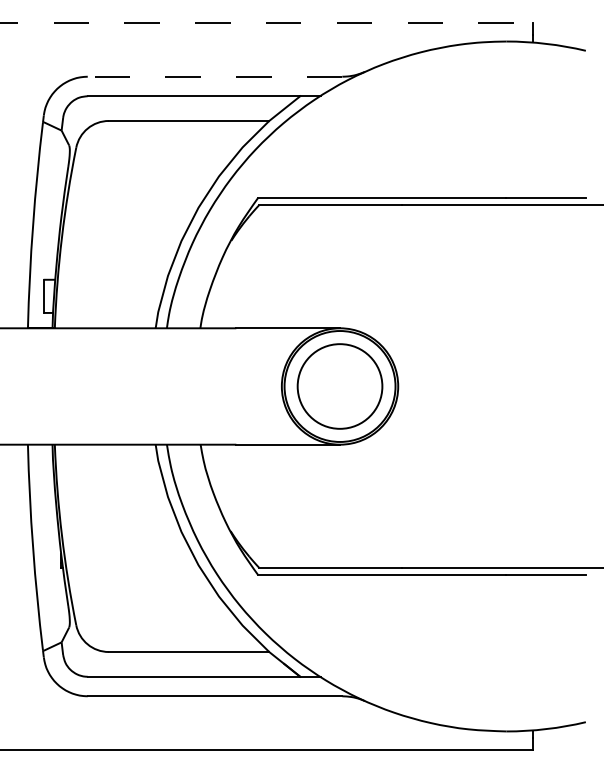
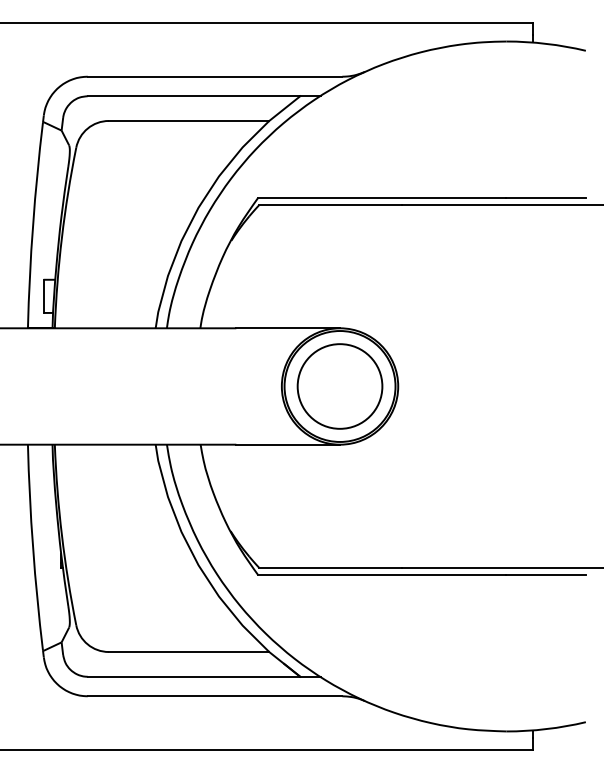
line: dashed -> solid (267, 23)
line: dashed -> solid (214, 76)
